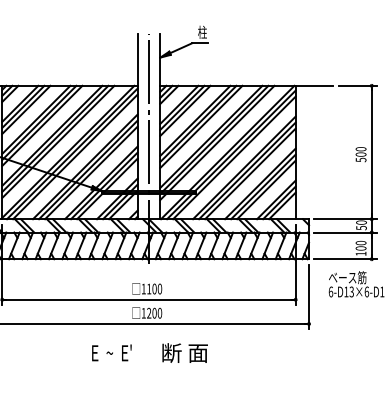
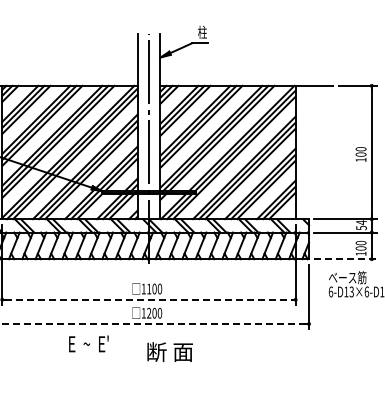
text: 500 -> 100 (360, 159)
text: 50 -> 54 (361, 222)
line: solid -> dashed (346, 259)
line: solid -> dashed (149, 299)
line: solid -> dashed (153, 323)
text position: (111, 352) -> (88, 343) (88, 343)
text position: (184, 352) -> (169, 351) (169, 351)
